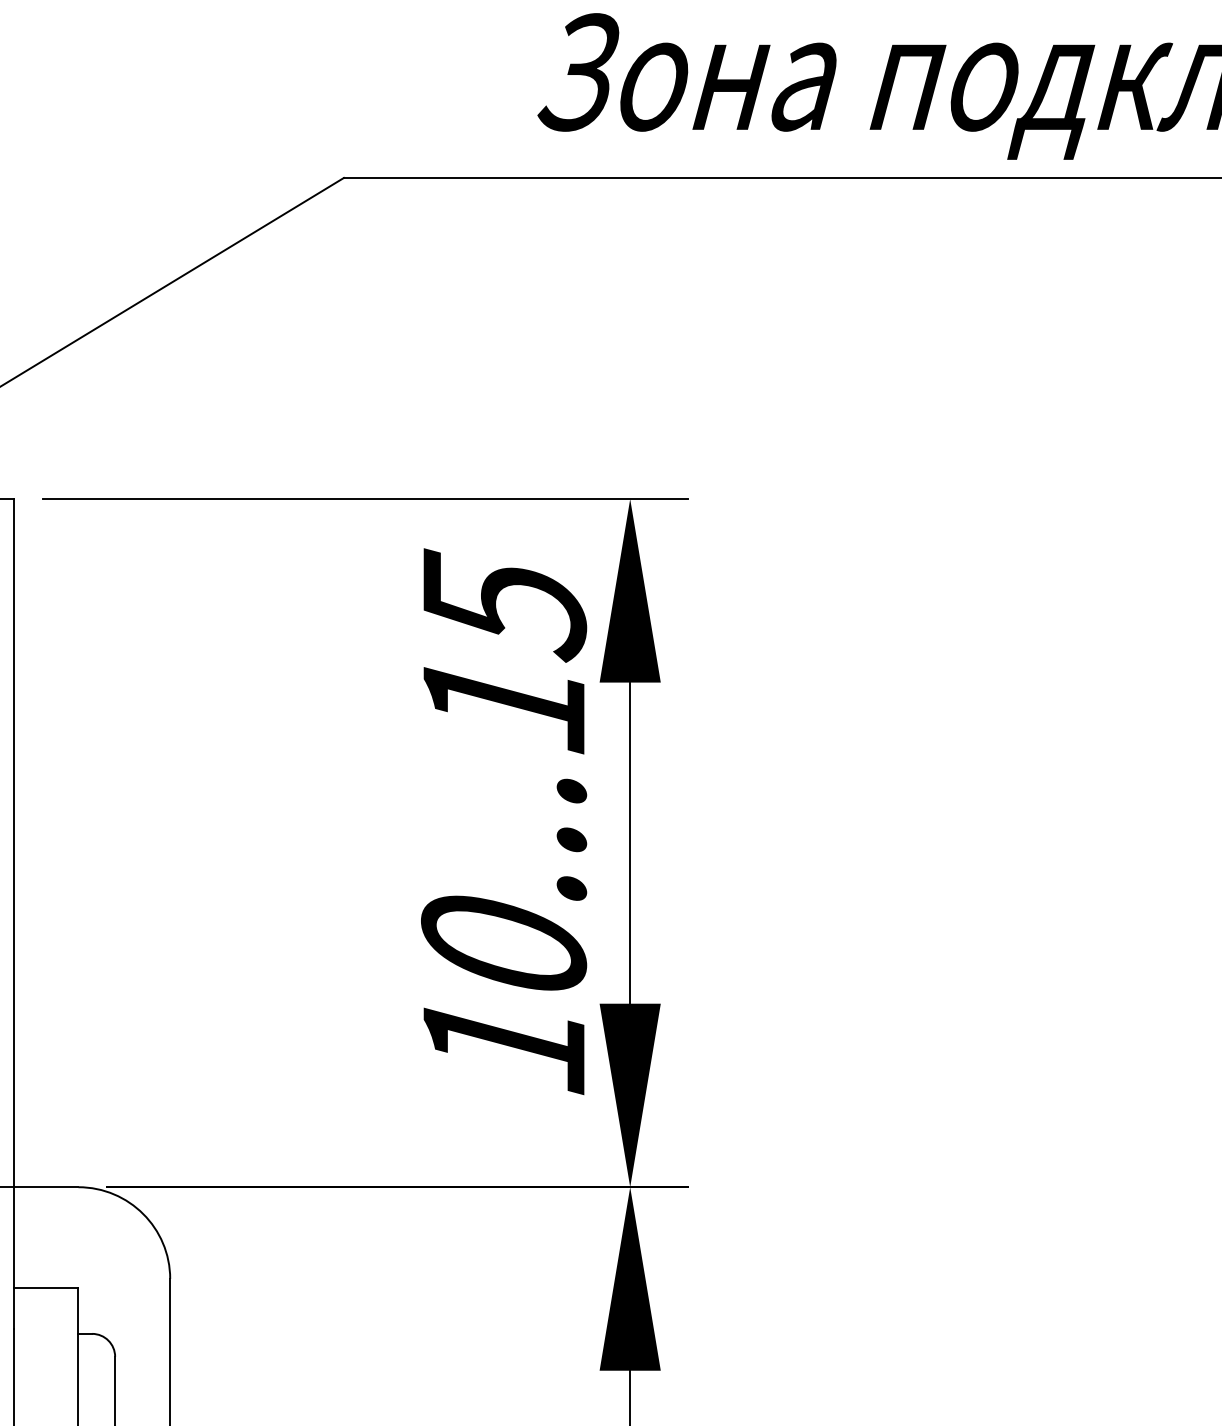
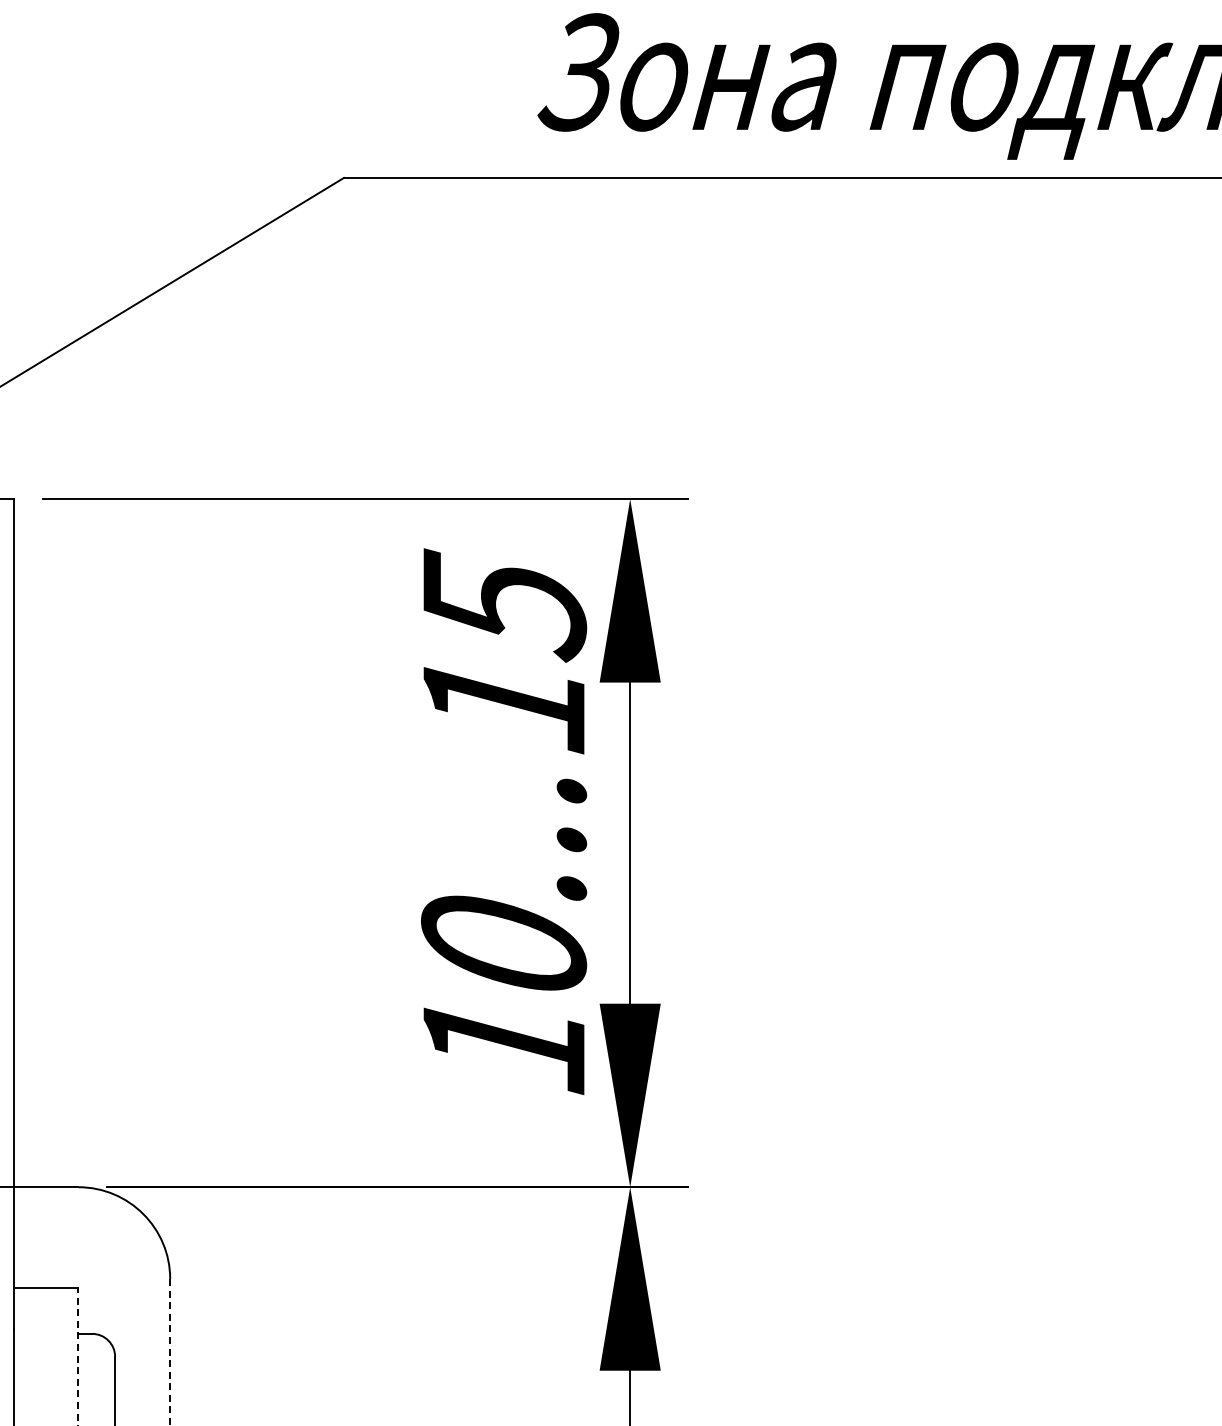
line: solid -> dashed (170, 1352)
line: solid -> dashed (78, 1356)
